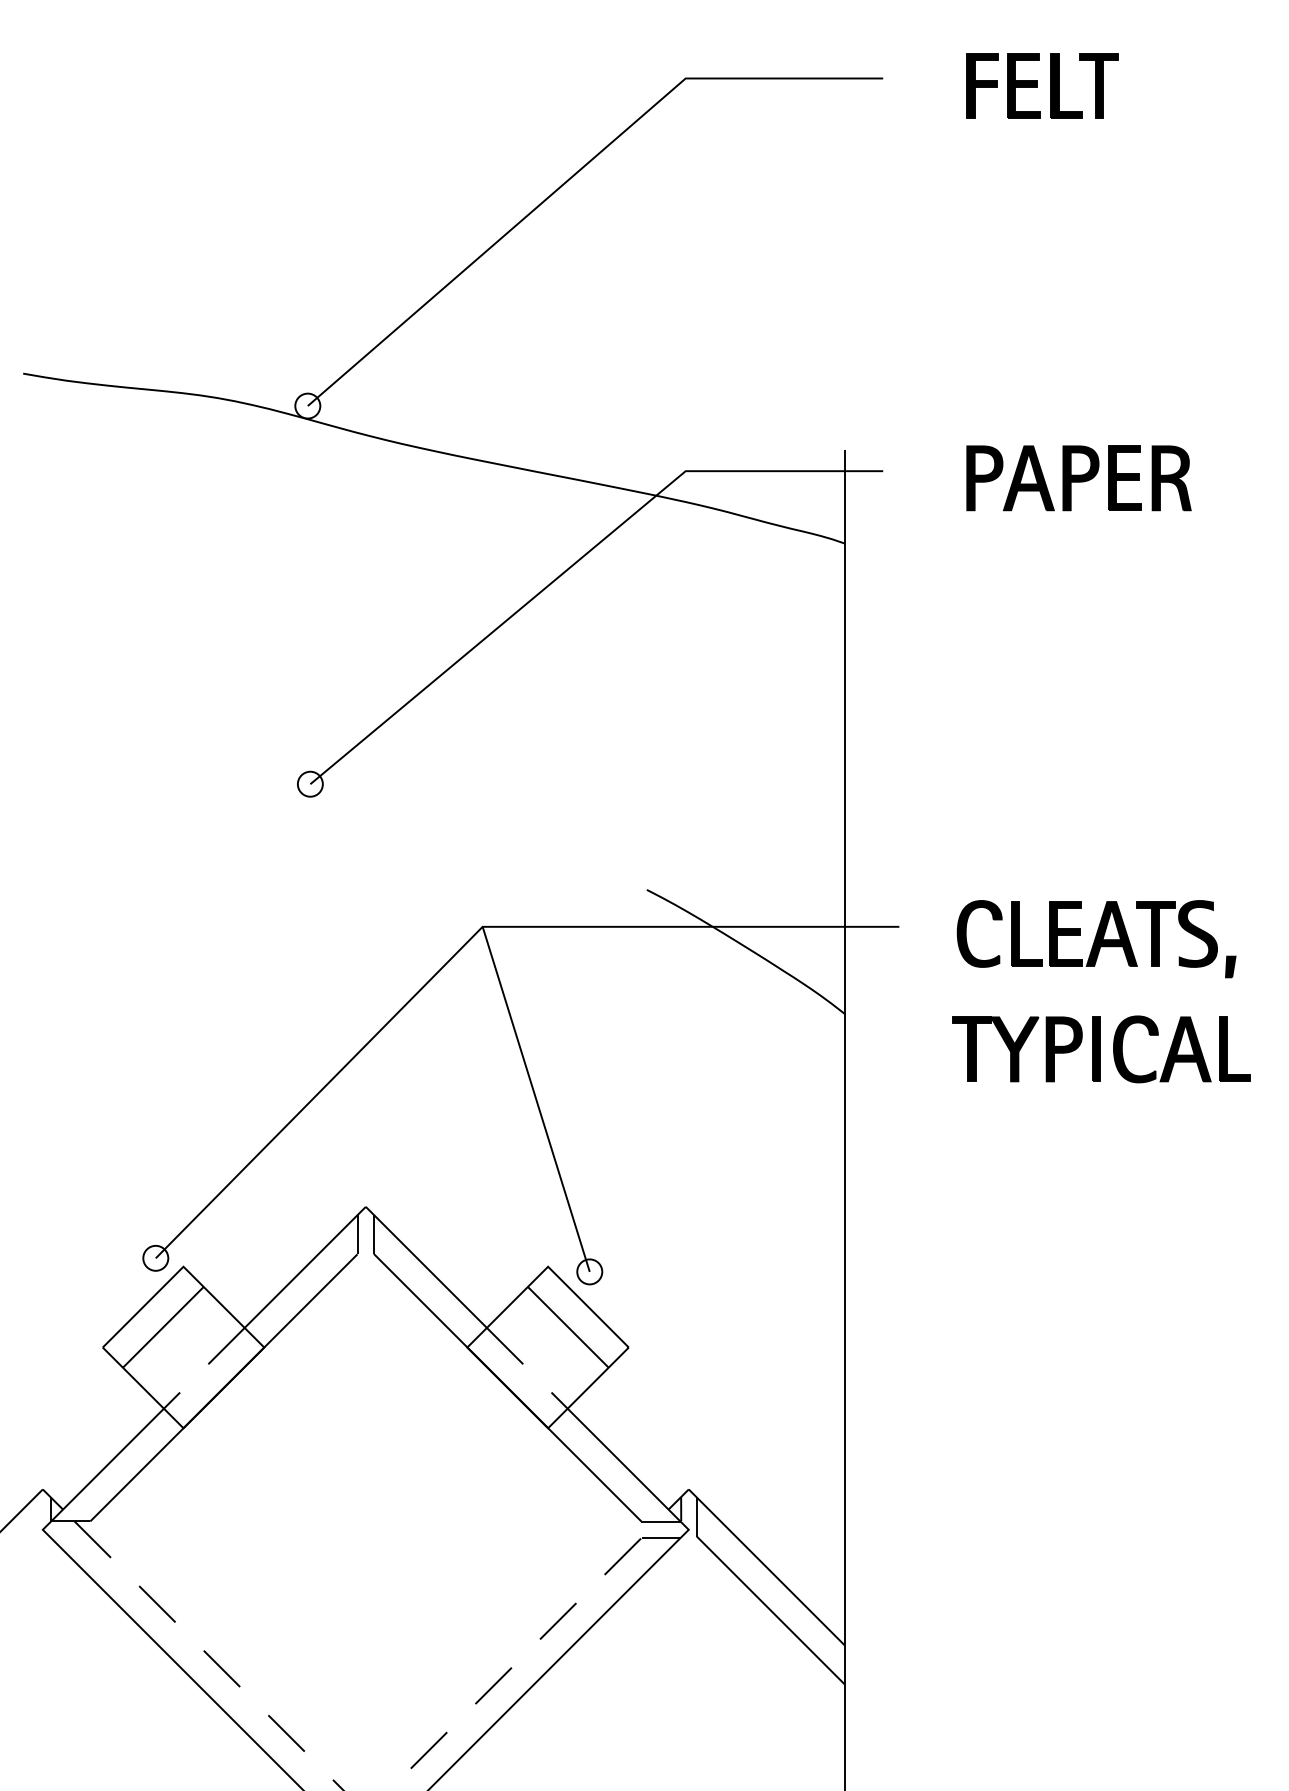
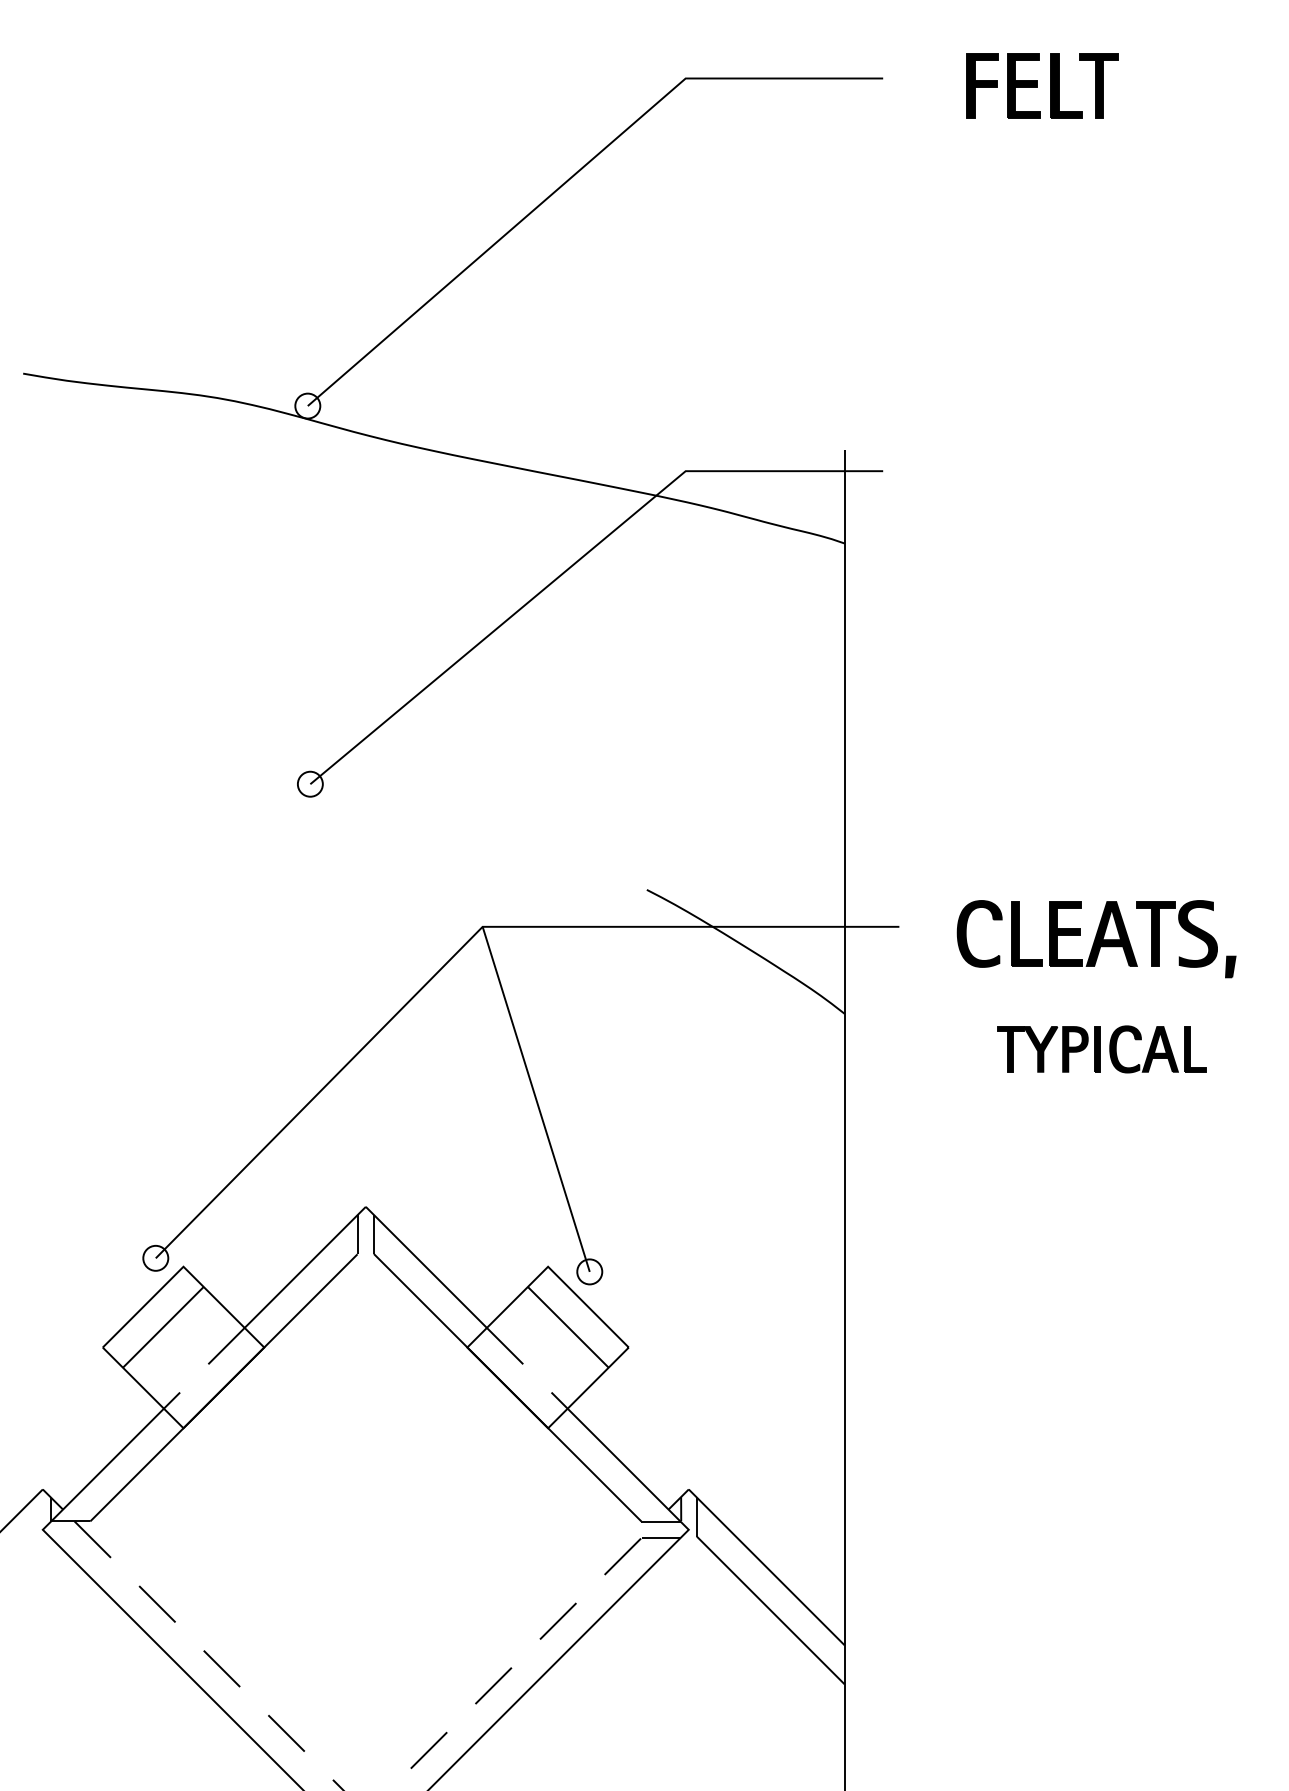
part: present -> none (1078, 478)
part size: 299x69 px -> 210x49 px (1101, 1049)
